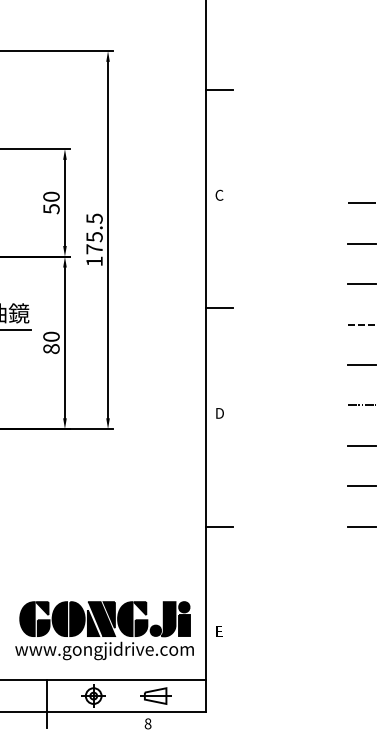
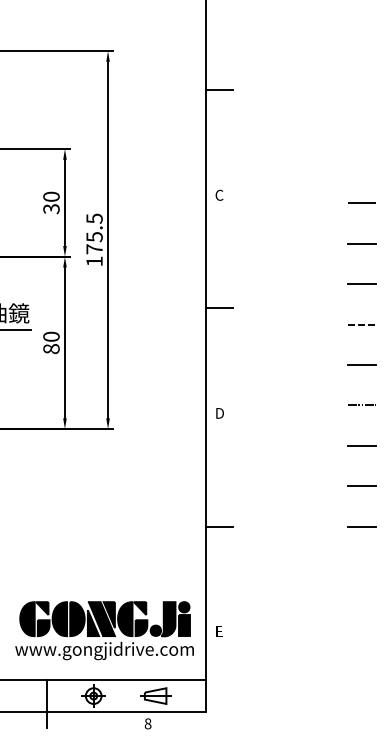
text: 50 -> 30 (51, 208)
